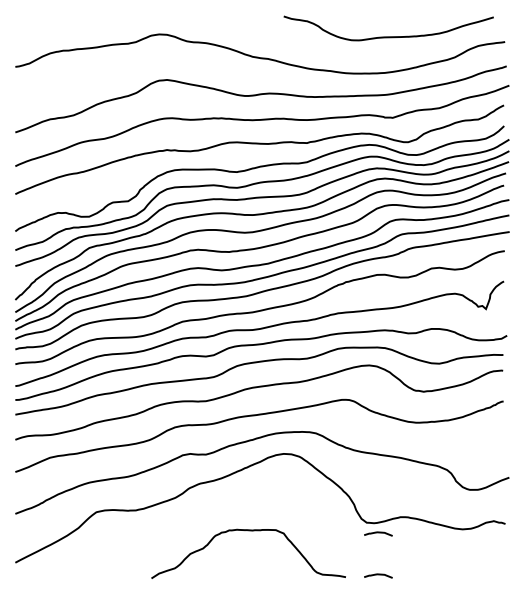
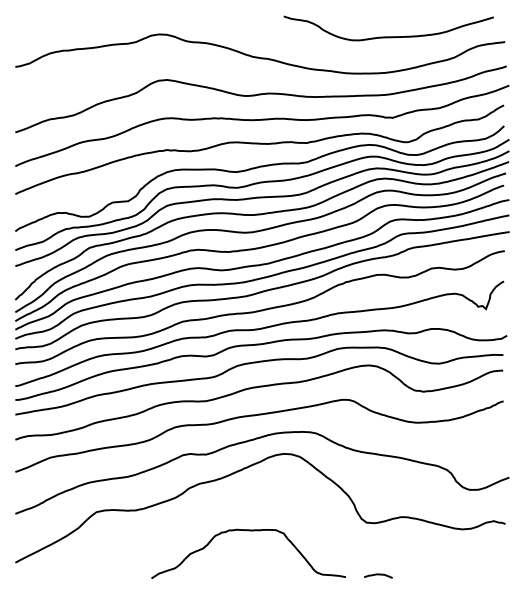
curve: present -> none (378, 533)
